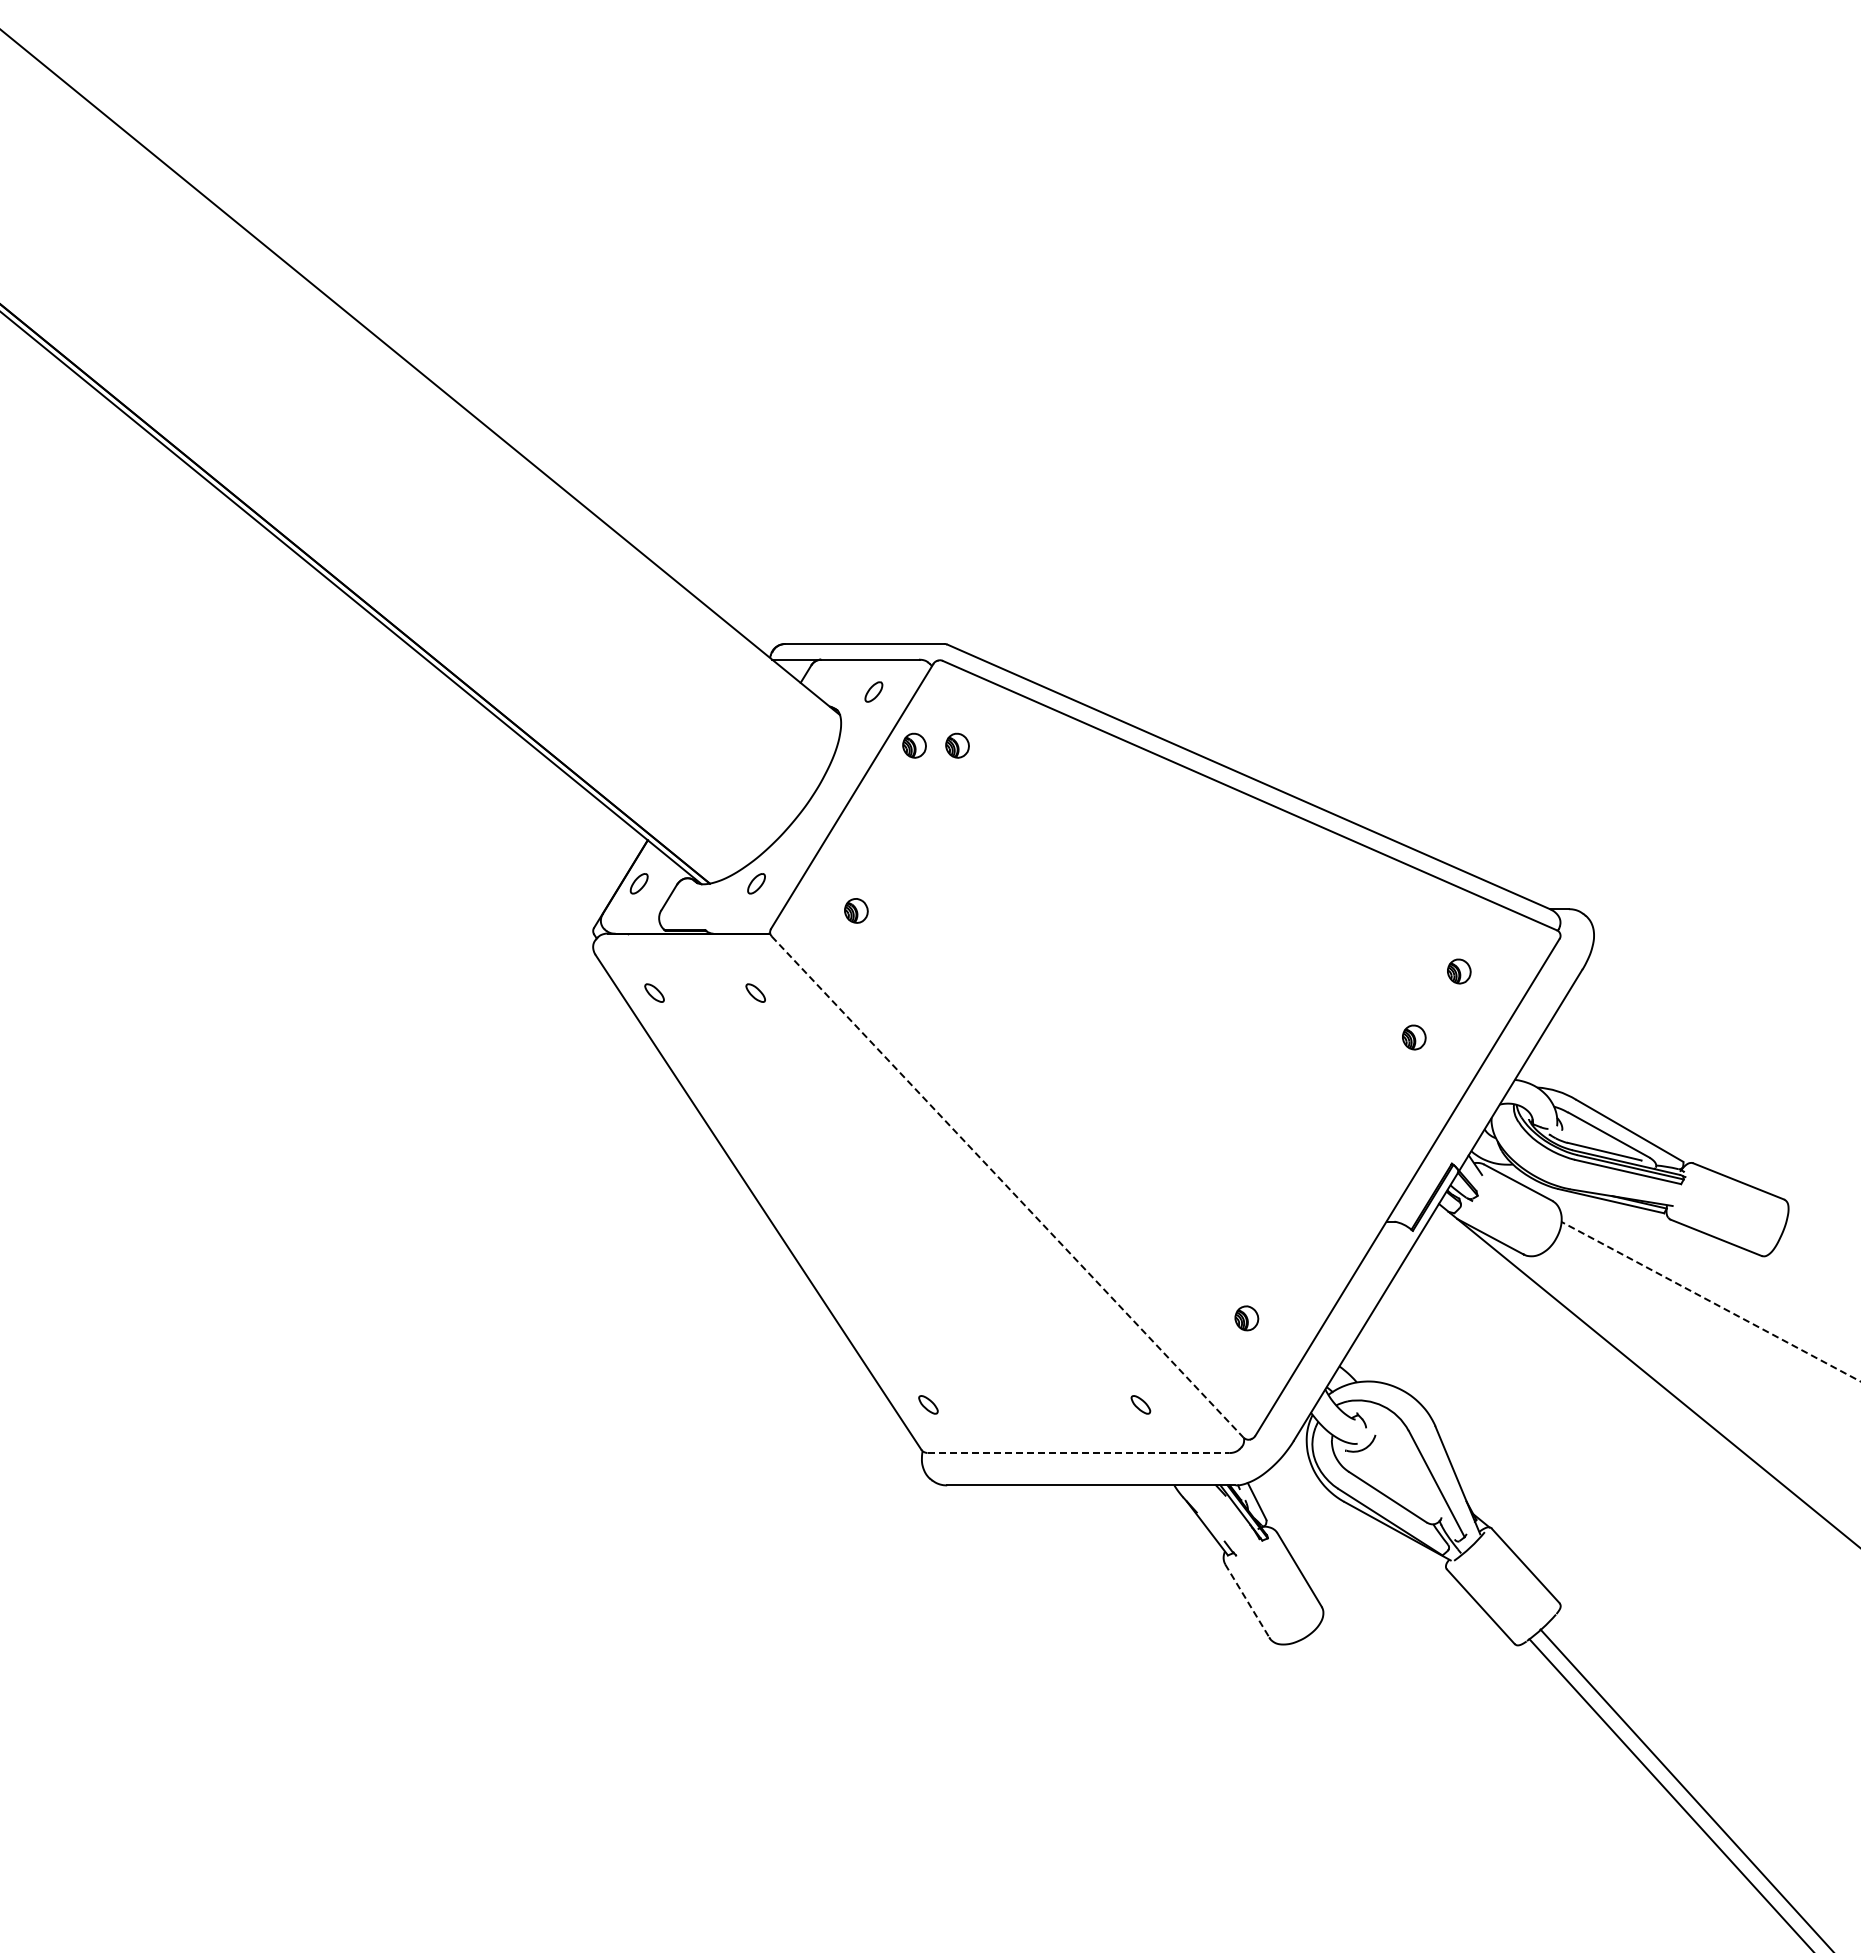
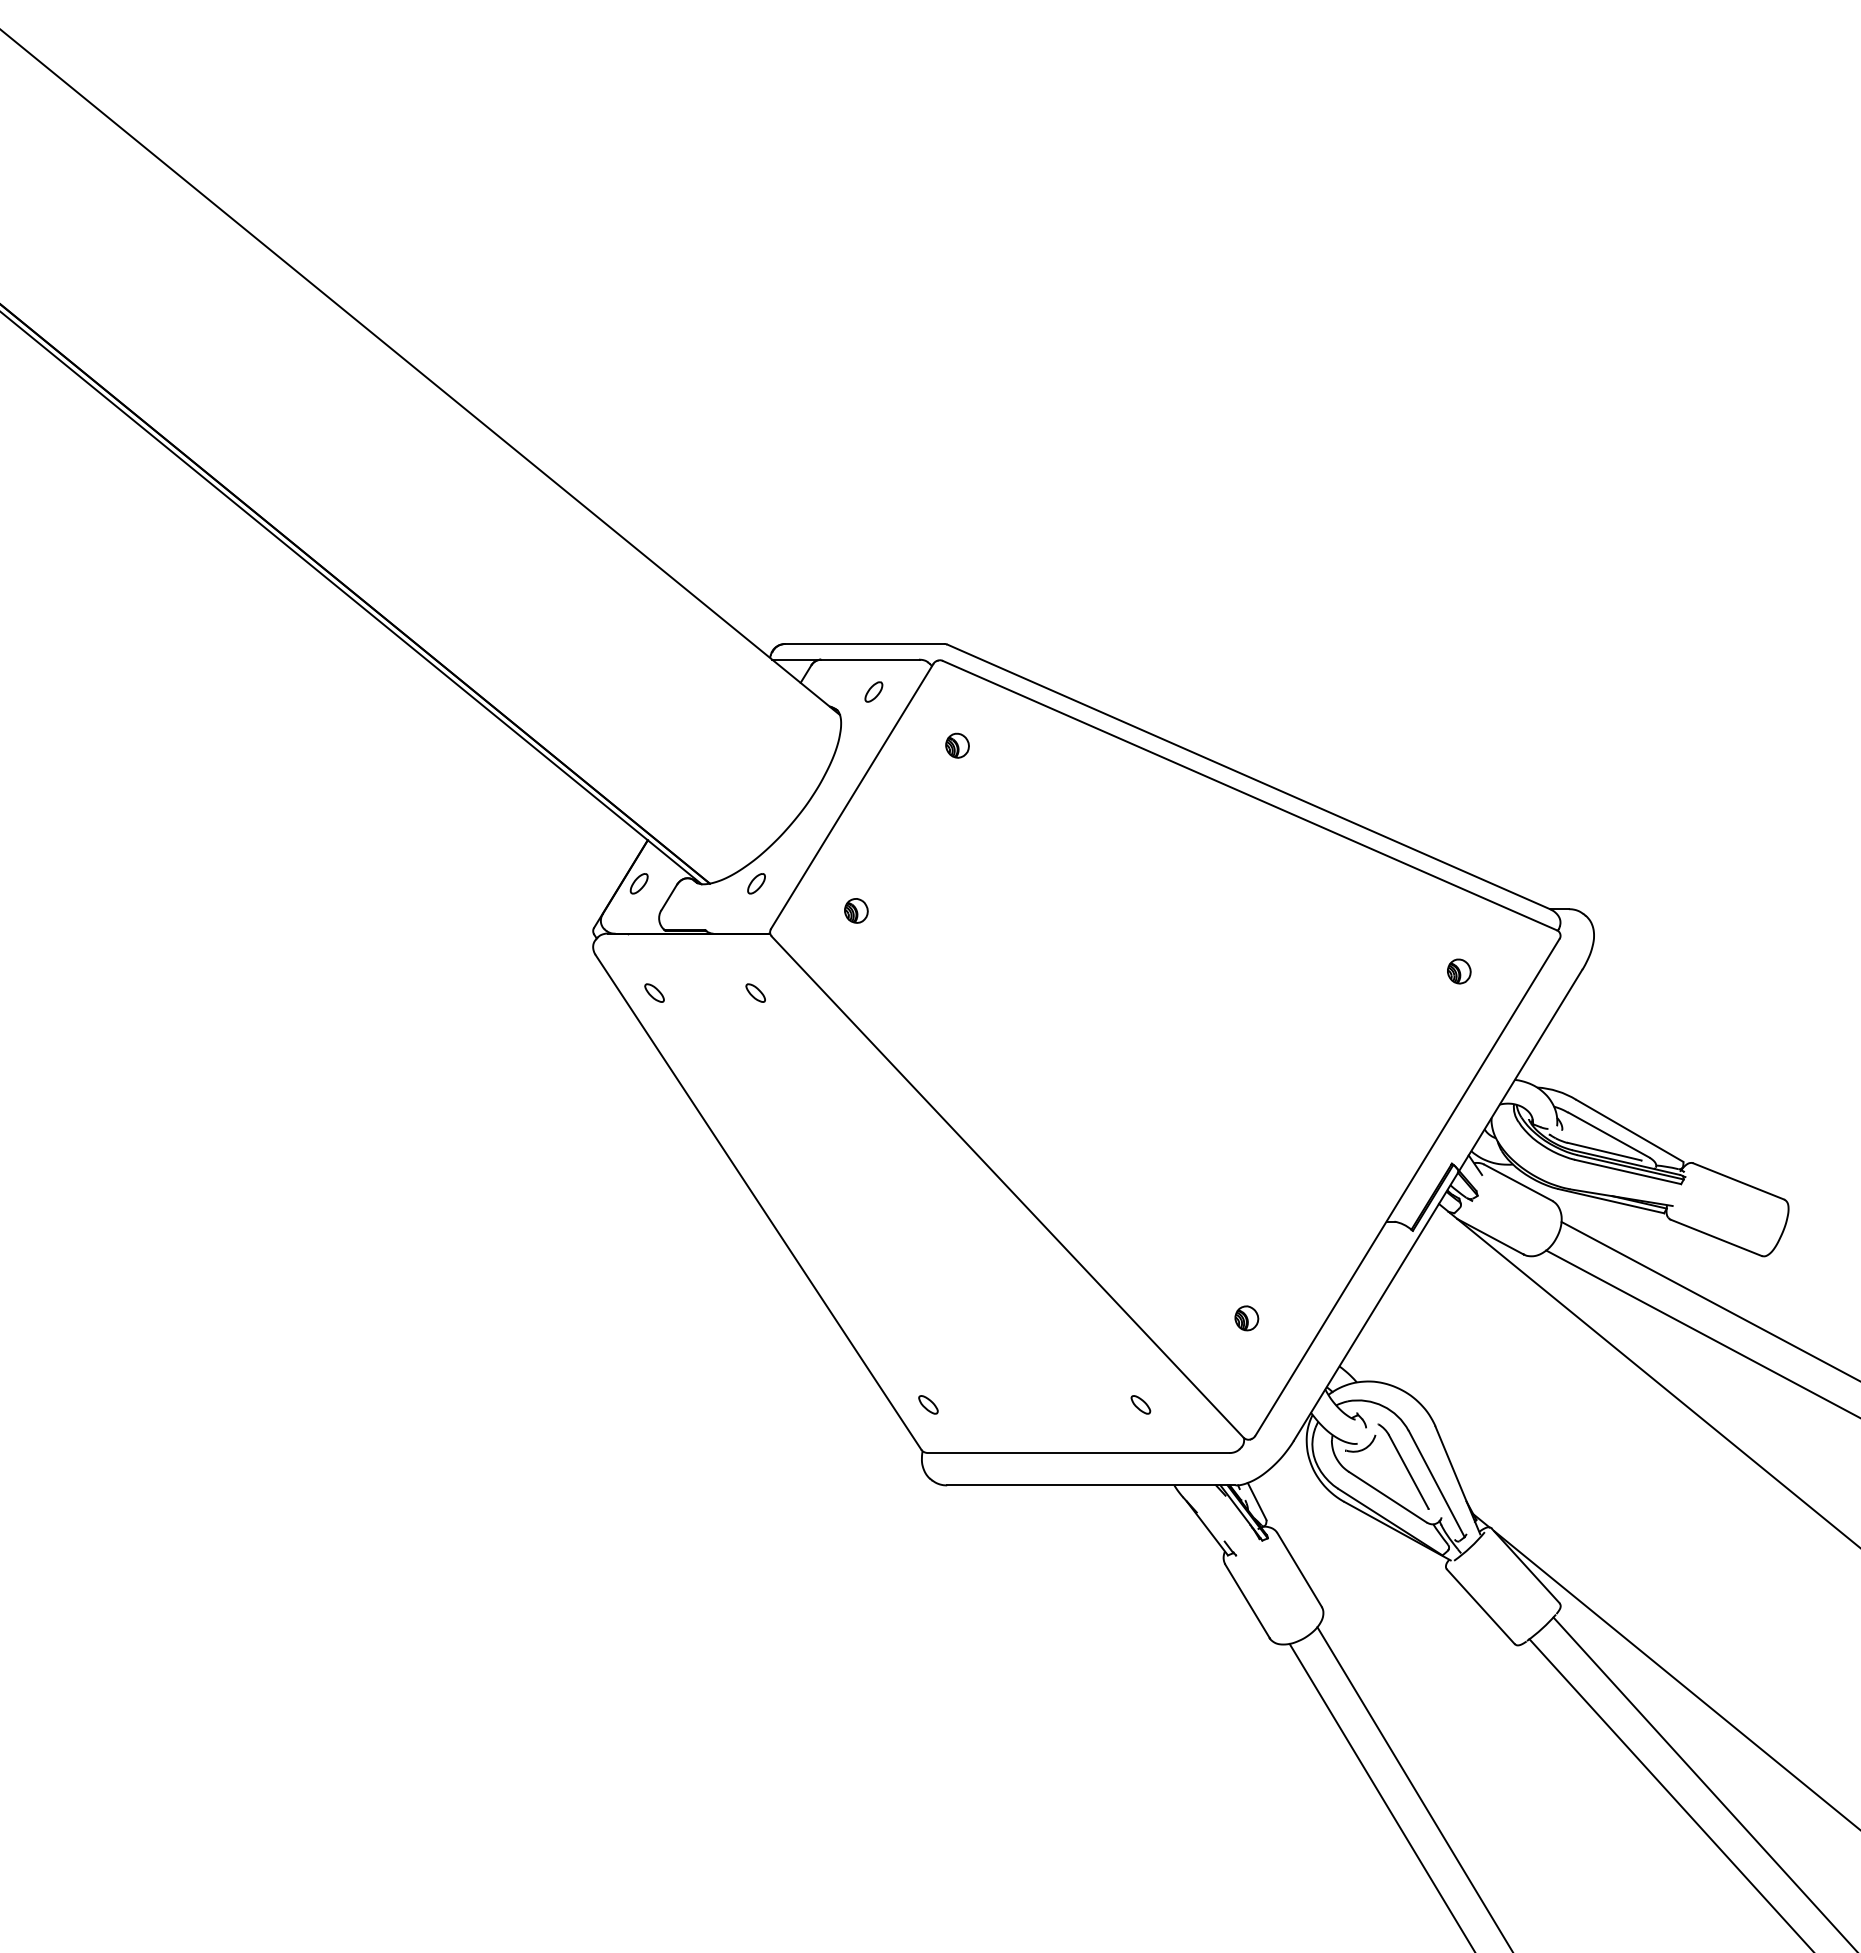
part: present -> none (914, 745)
part: present -> none (1414, 1037)
line: dashed -> solid (1007, 1186)
line: dashed -> solid (1710, 1301)
line: none -> present (1701, 1333)
line: dashed -> solid (1078, 1453)
part: none -> present (1403, 1466)
line: dashed -> solid (1247, 1601)
line: none -> present (1675, 1679)
line: none -> present (1414, 1788)
line position: (1685, 1789) -> (1703, 1783) (1703, 1783)
line: none -> present (1381, 1796)
